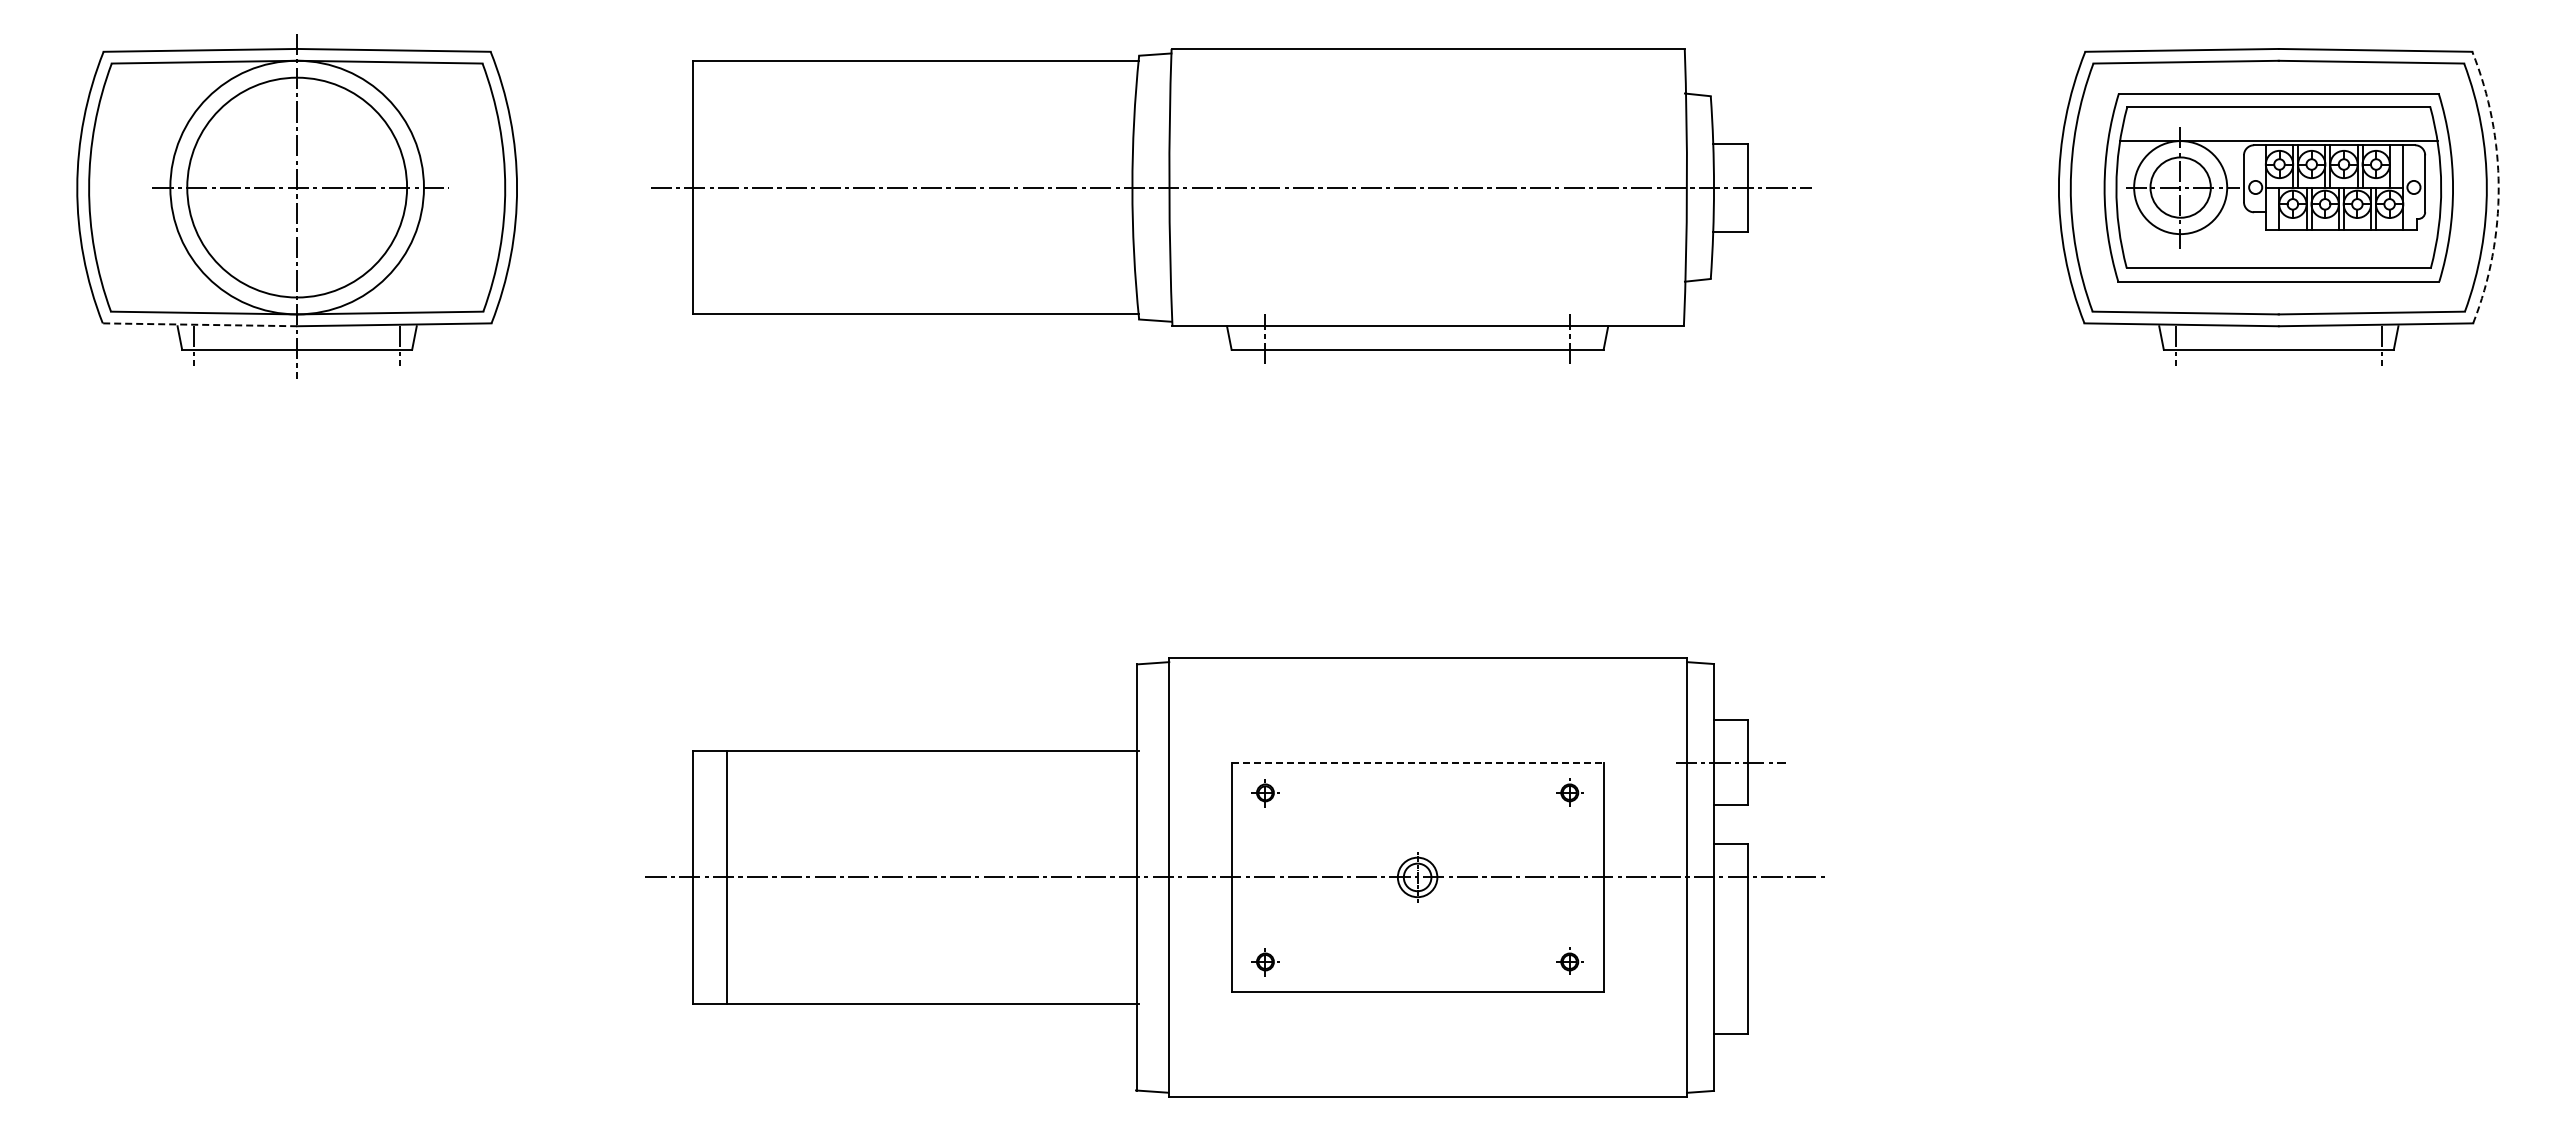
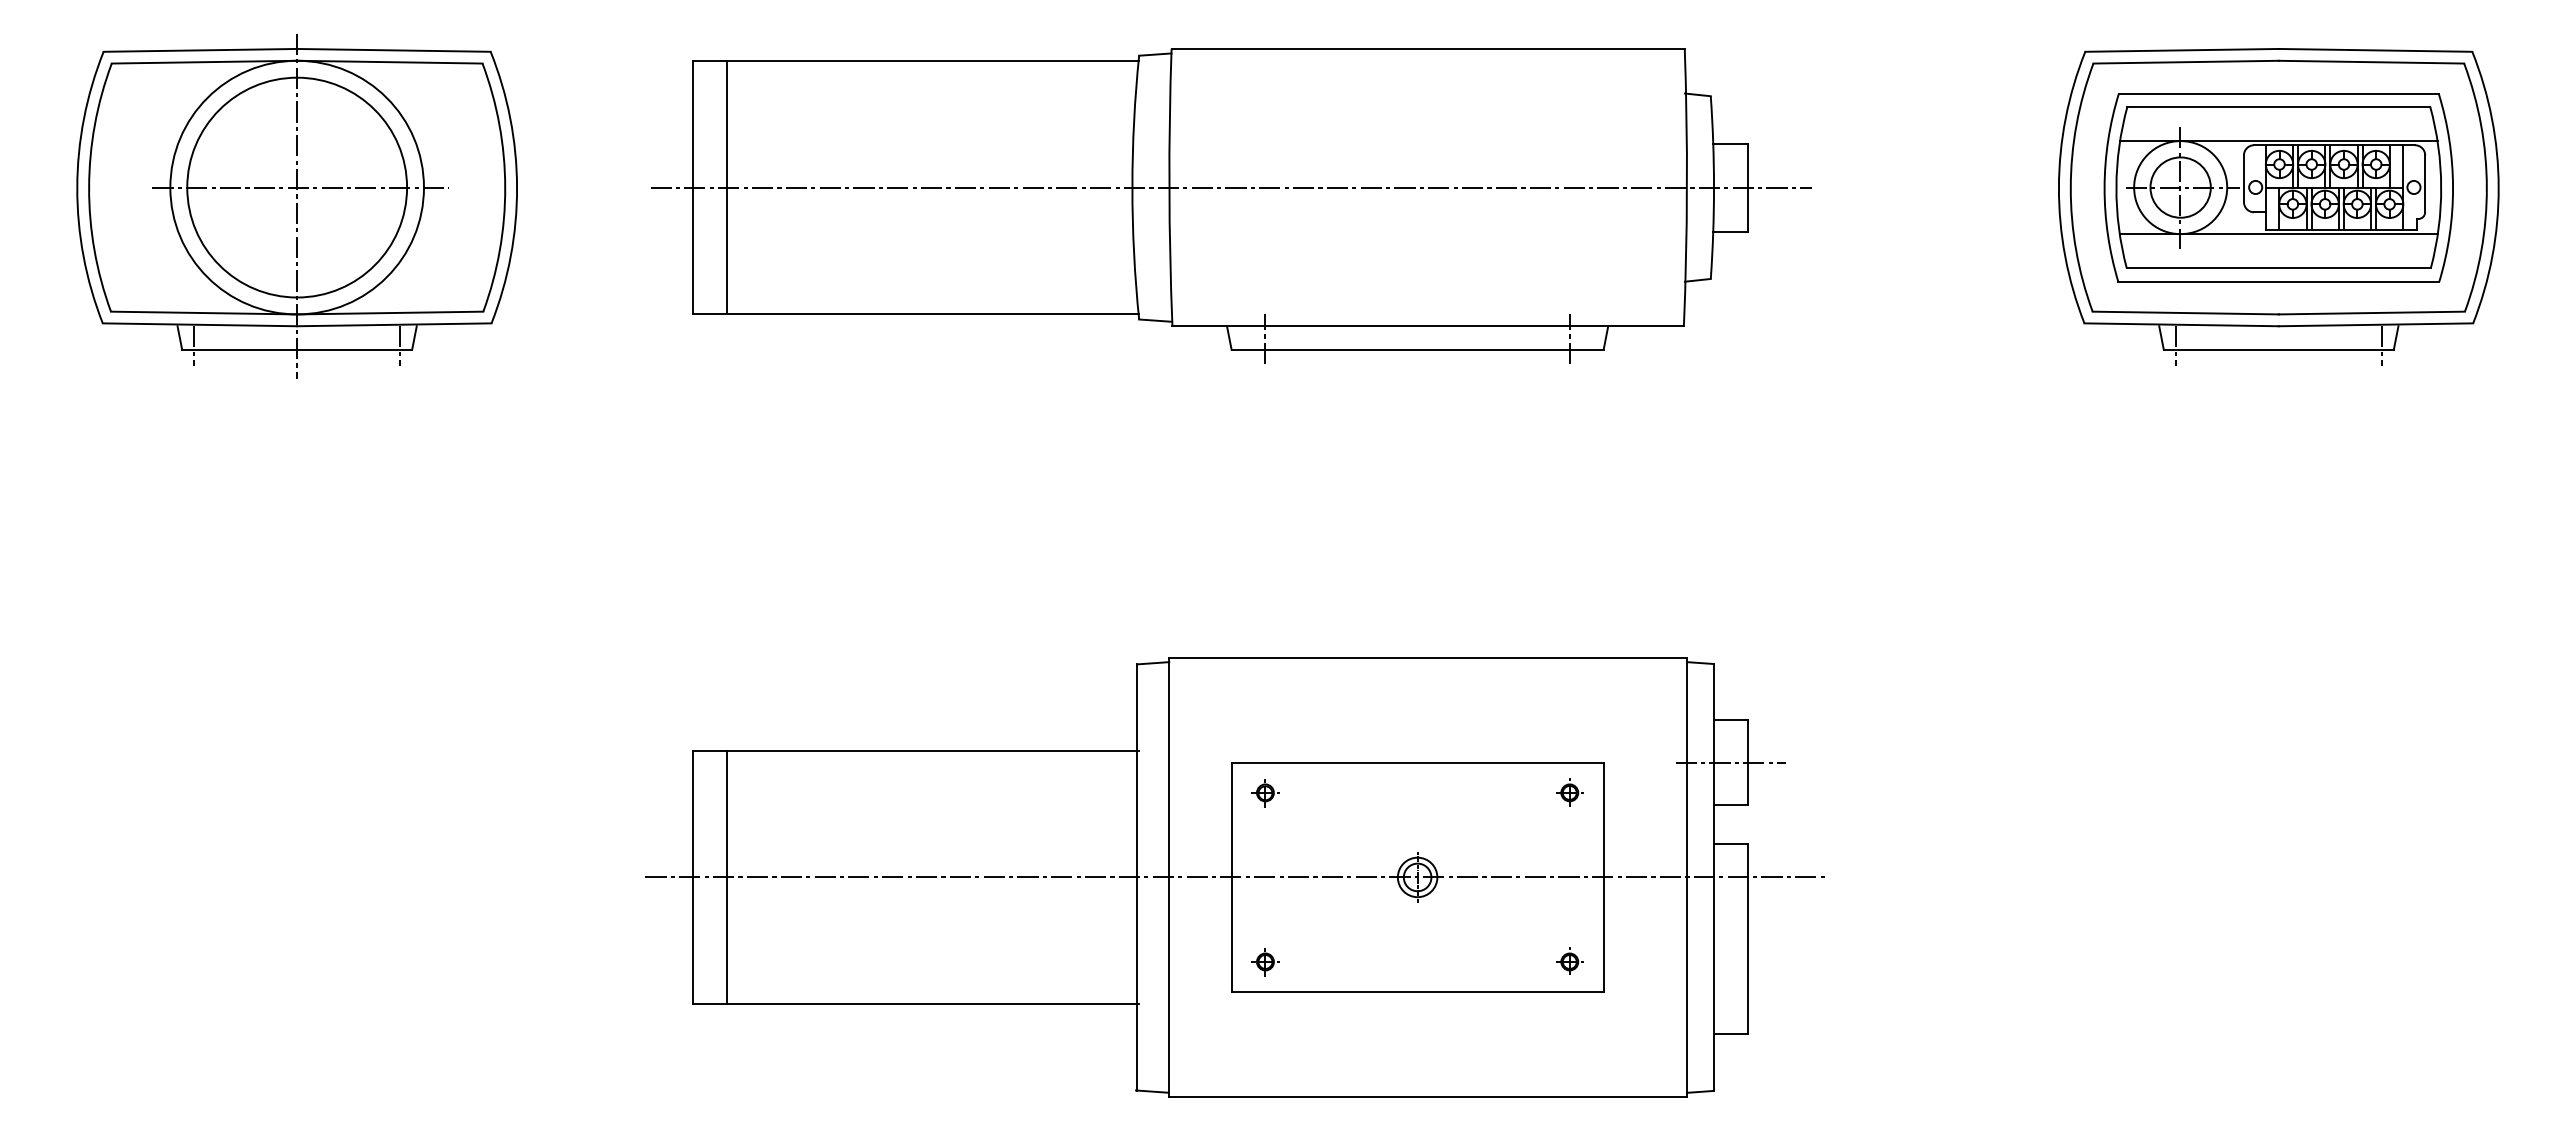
line: none -> present (726, 187)
arc: dashed -> solid (2498, 187)
line: none -> present (2278, 233)
line: dashed -> solid (199, 324)
line: dashed -> solid (1417, 762)
